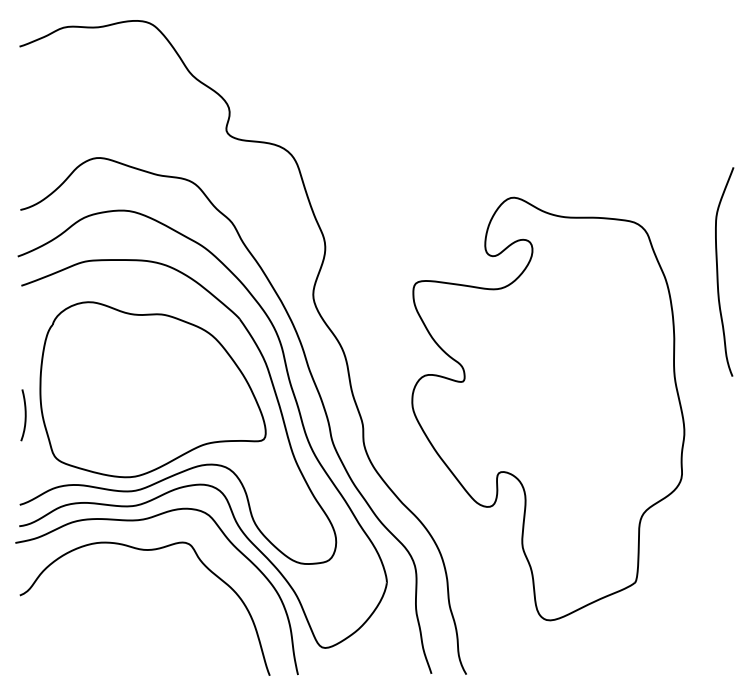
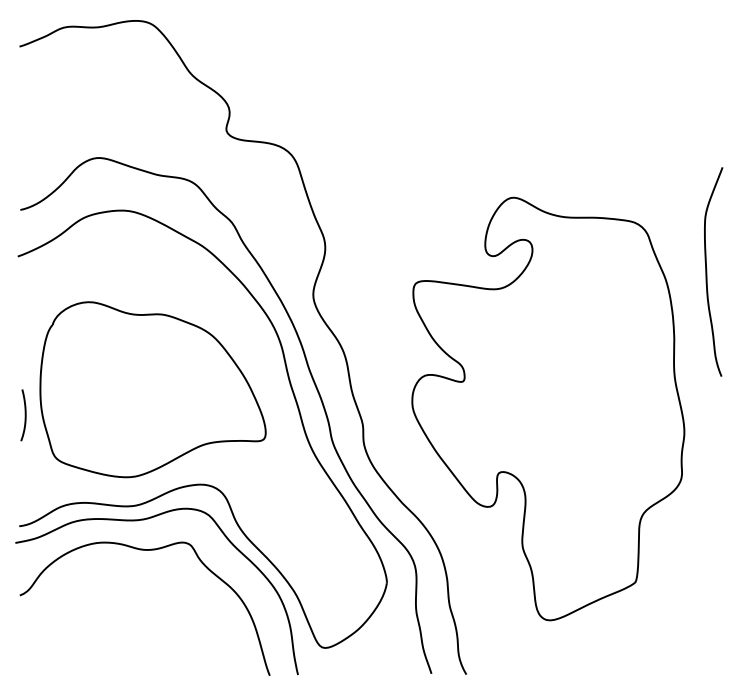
curve position: (718, 271) -> (707, 271) (707, 271)
part: present -> none (196, 465)
